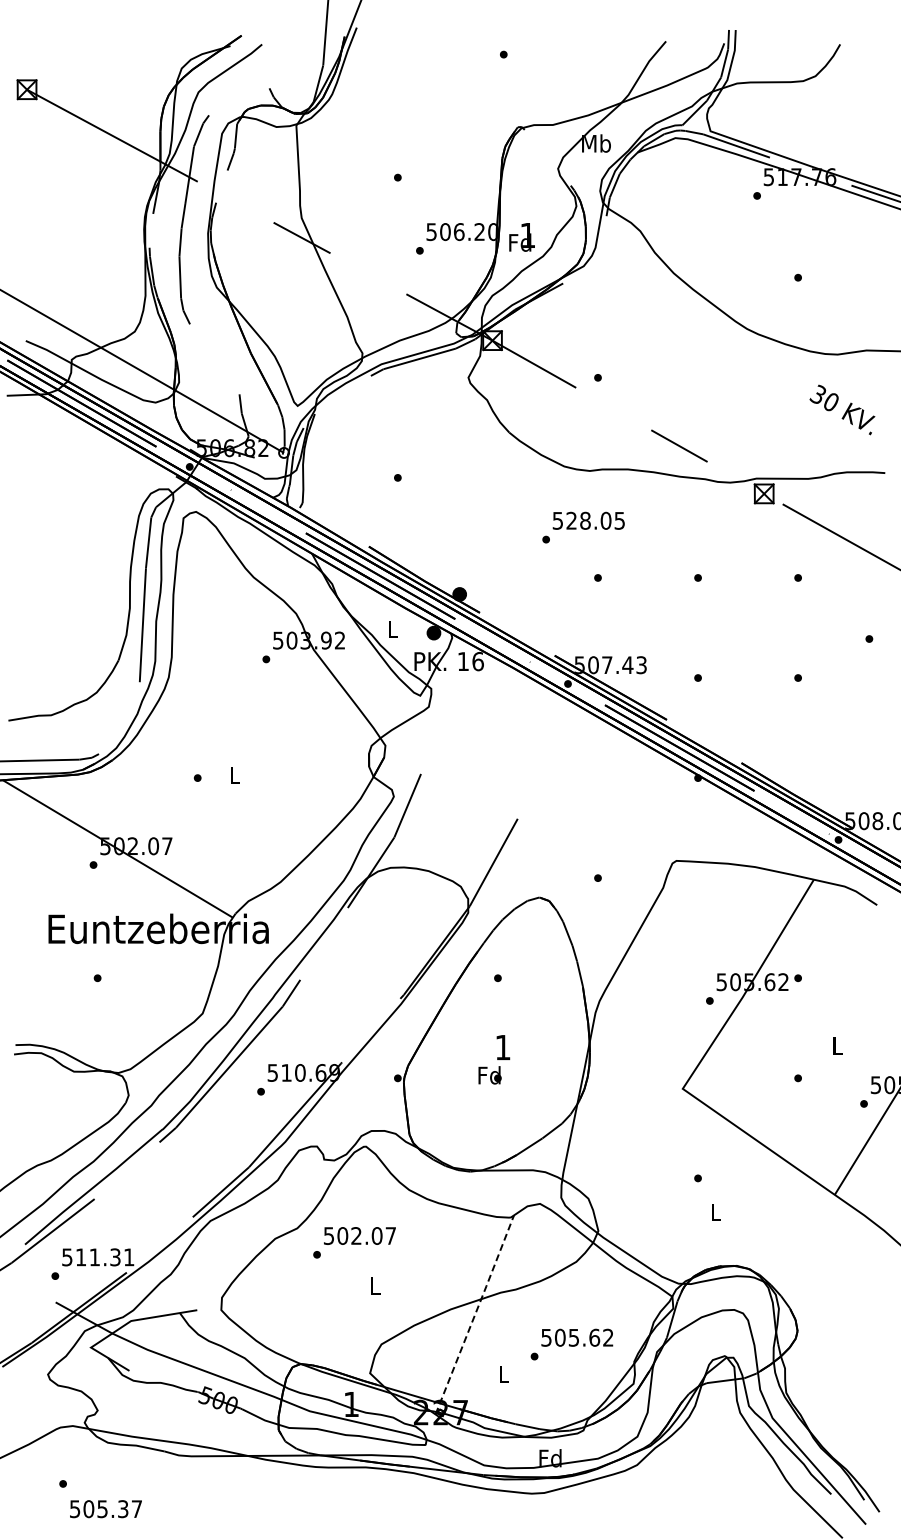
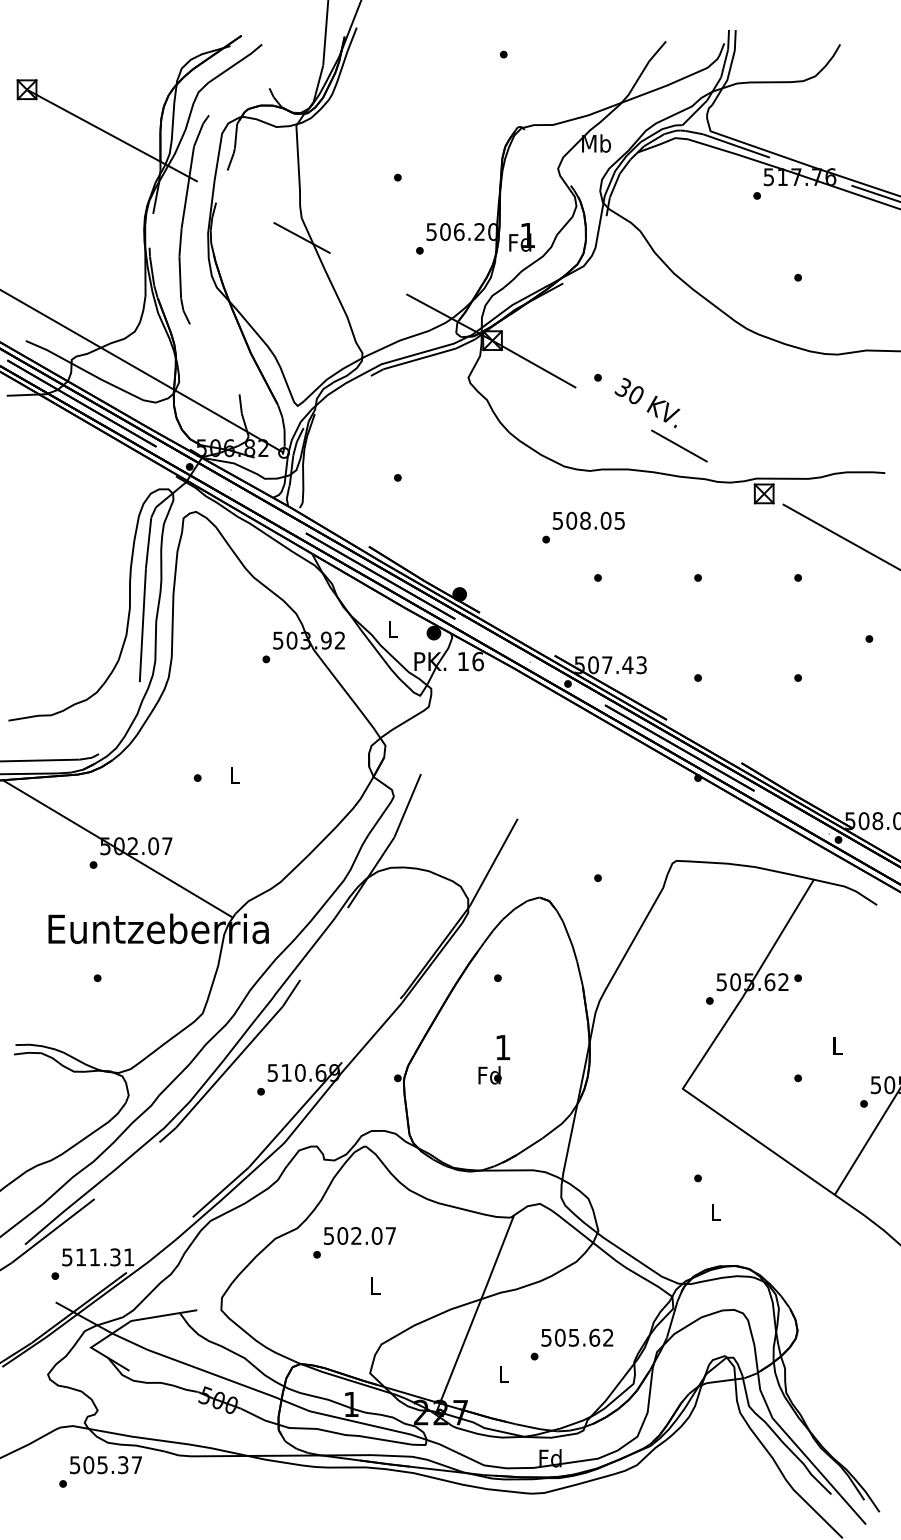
text position: (842, 409) -> (647, 402) (647, 402)
text: 528.05 -> 508.05 (571, 520)
line: dashed -> solid (475, 1314)
text position: (105, 1509) -> (105, 1465) (105, 1465)
